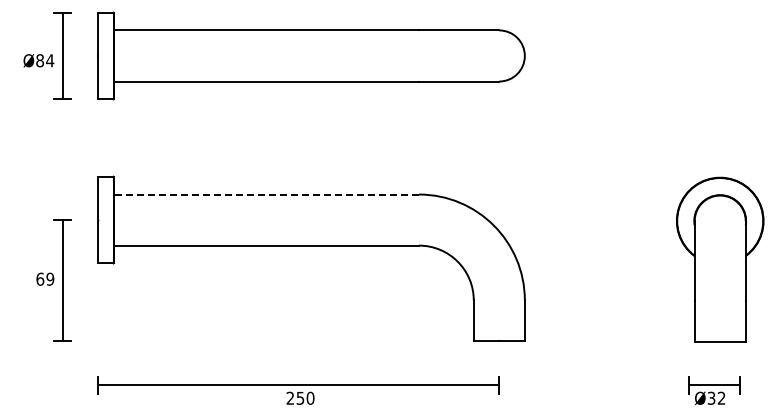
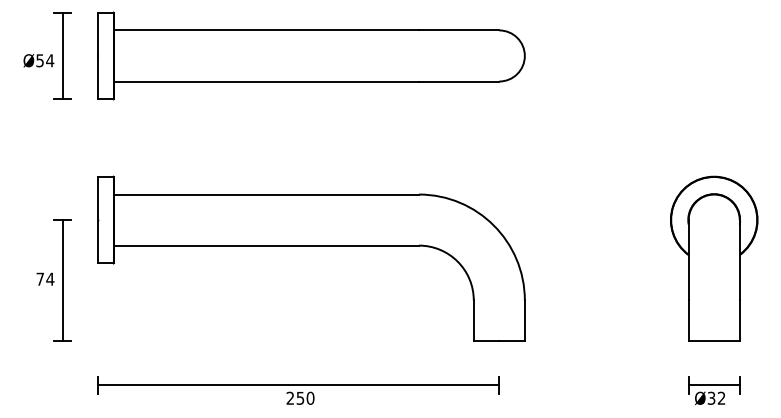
text: Ø84 -> Ø54 (39, 60)
line: dashed -> solid (266, 194)
part position: (720, 259) -> (714, 258) (714, 258)
text: 69 -> 74 (45, 278)
